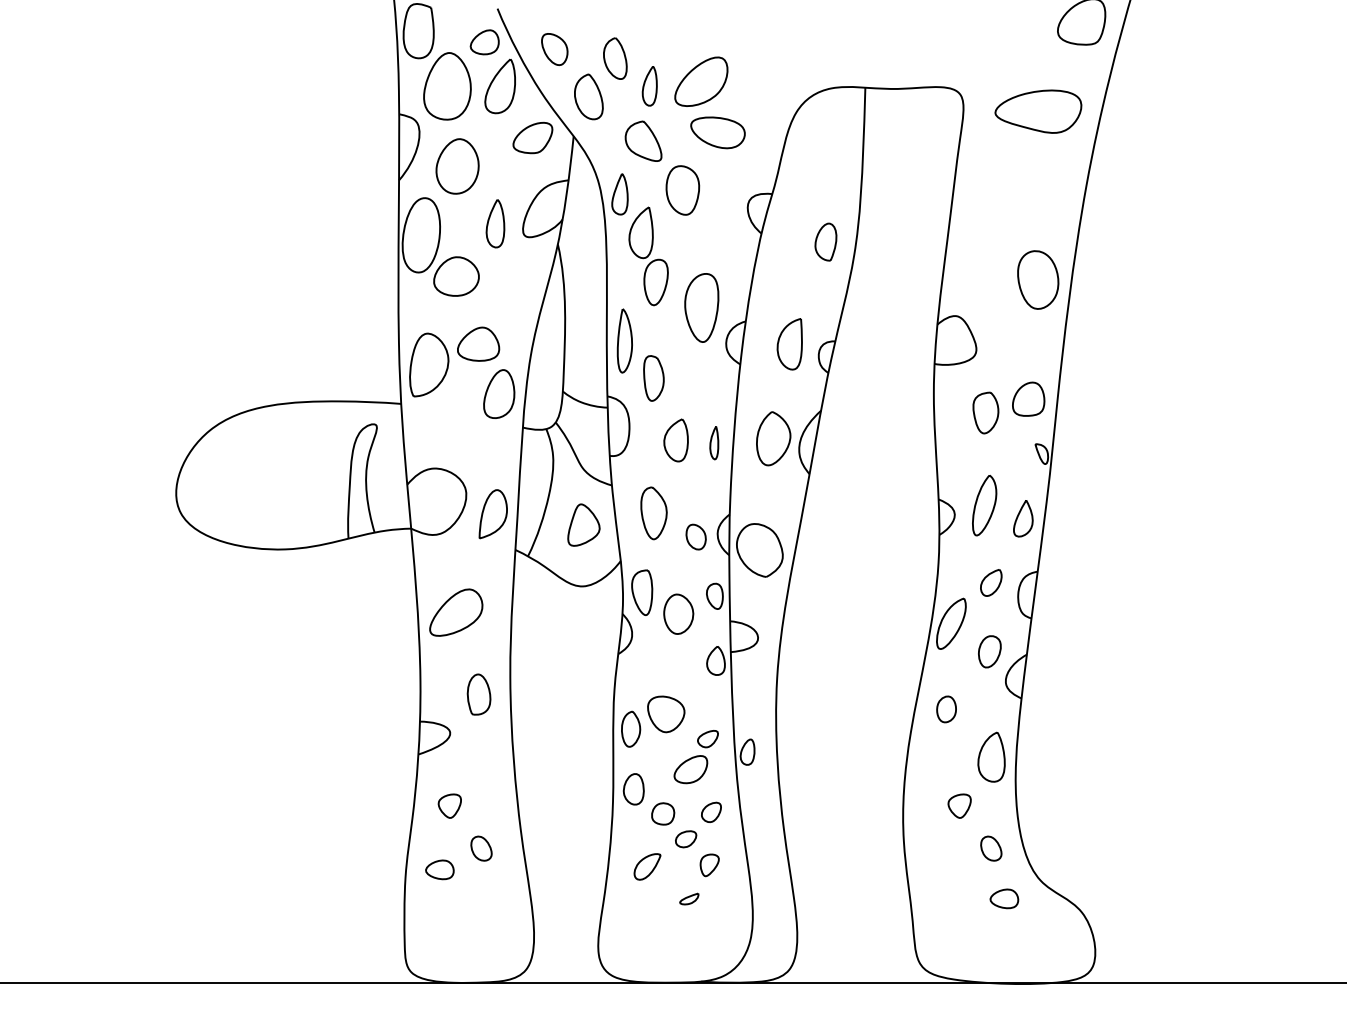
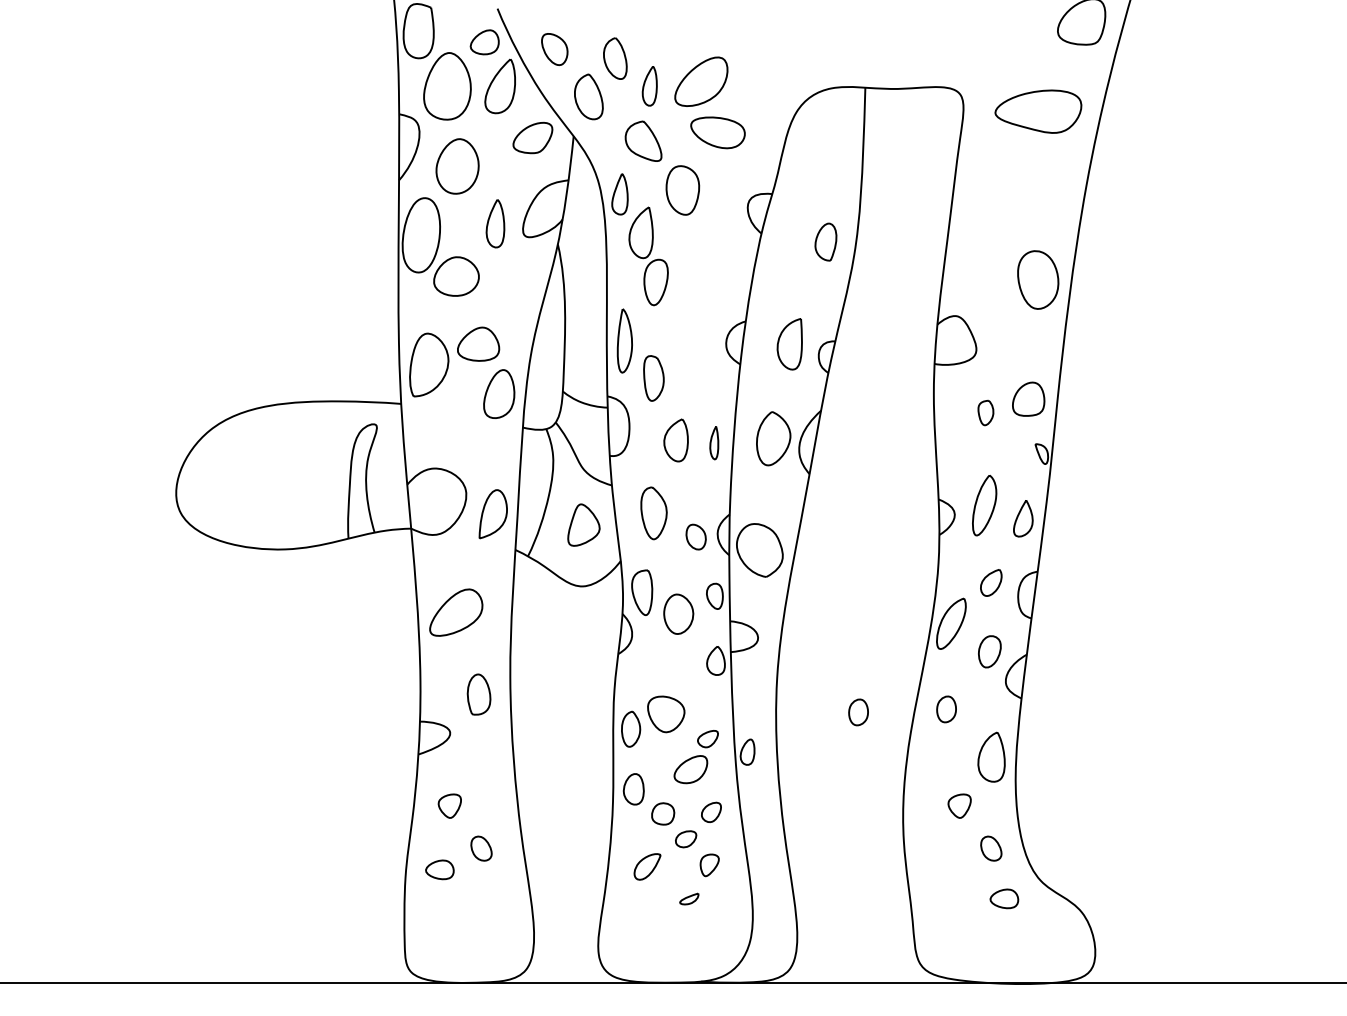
part: present -> none (701, 307)
part size: 28x44 px -> 18x28 px (985, 412)
part: none -> present (858, 712)
